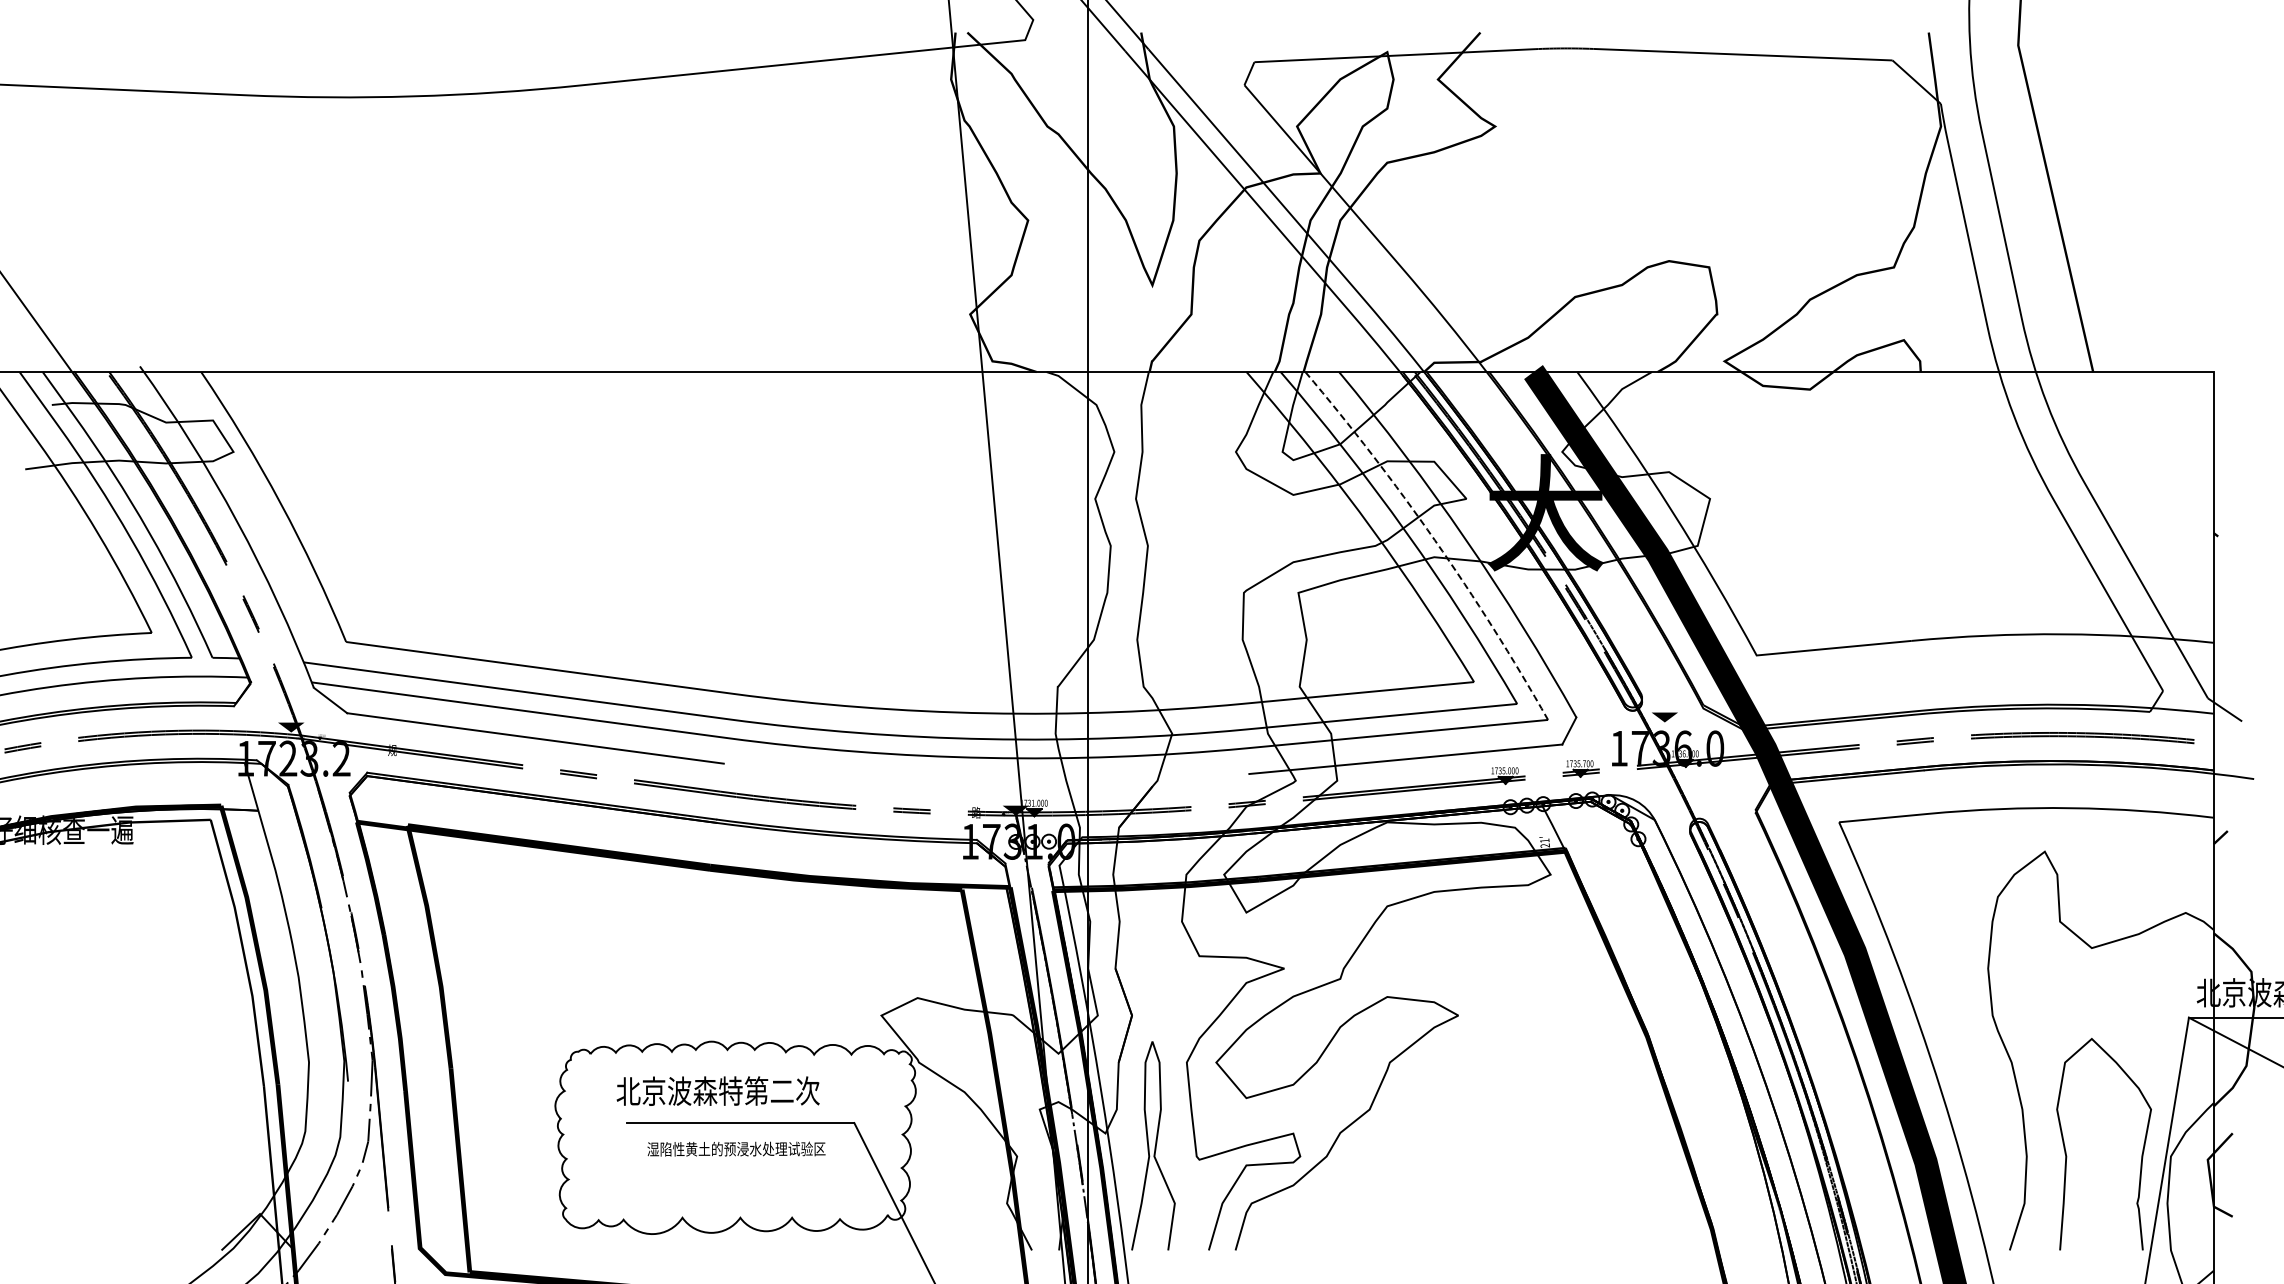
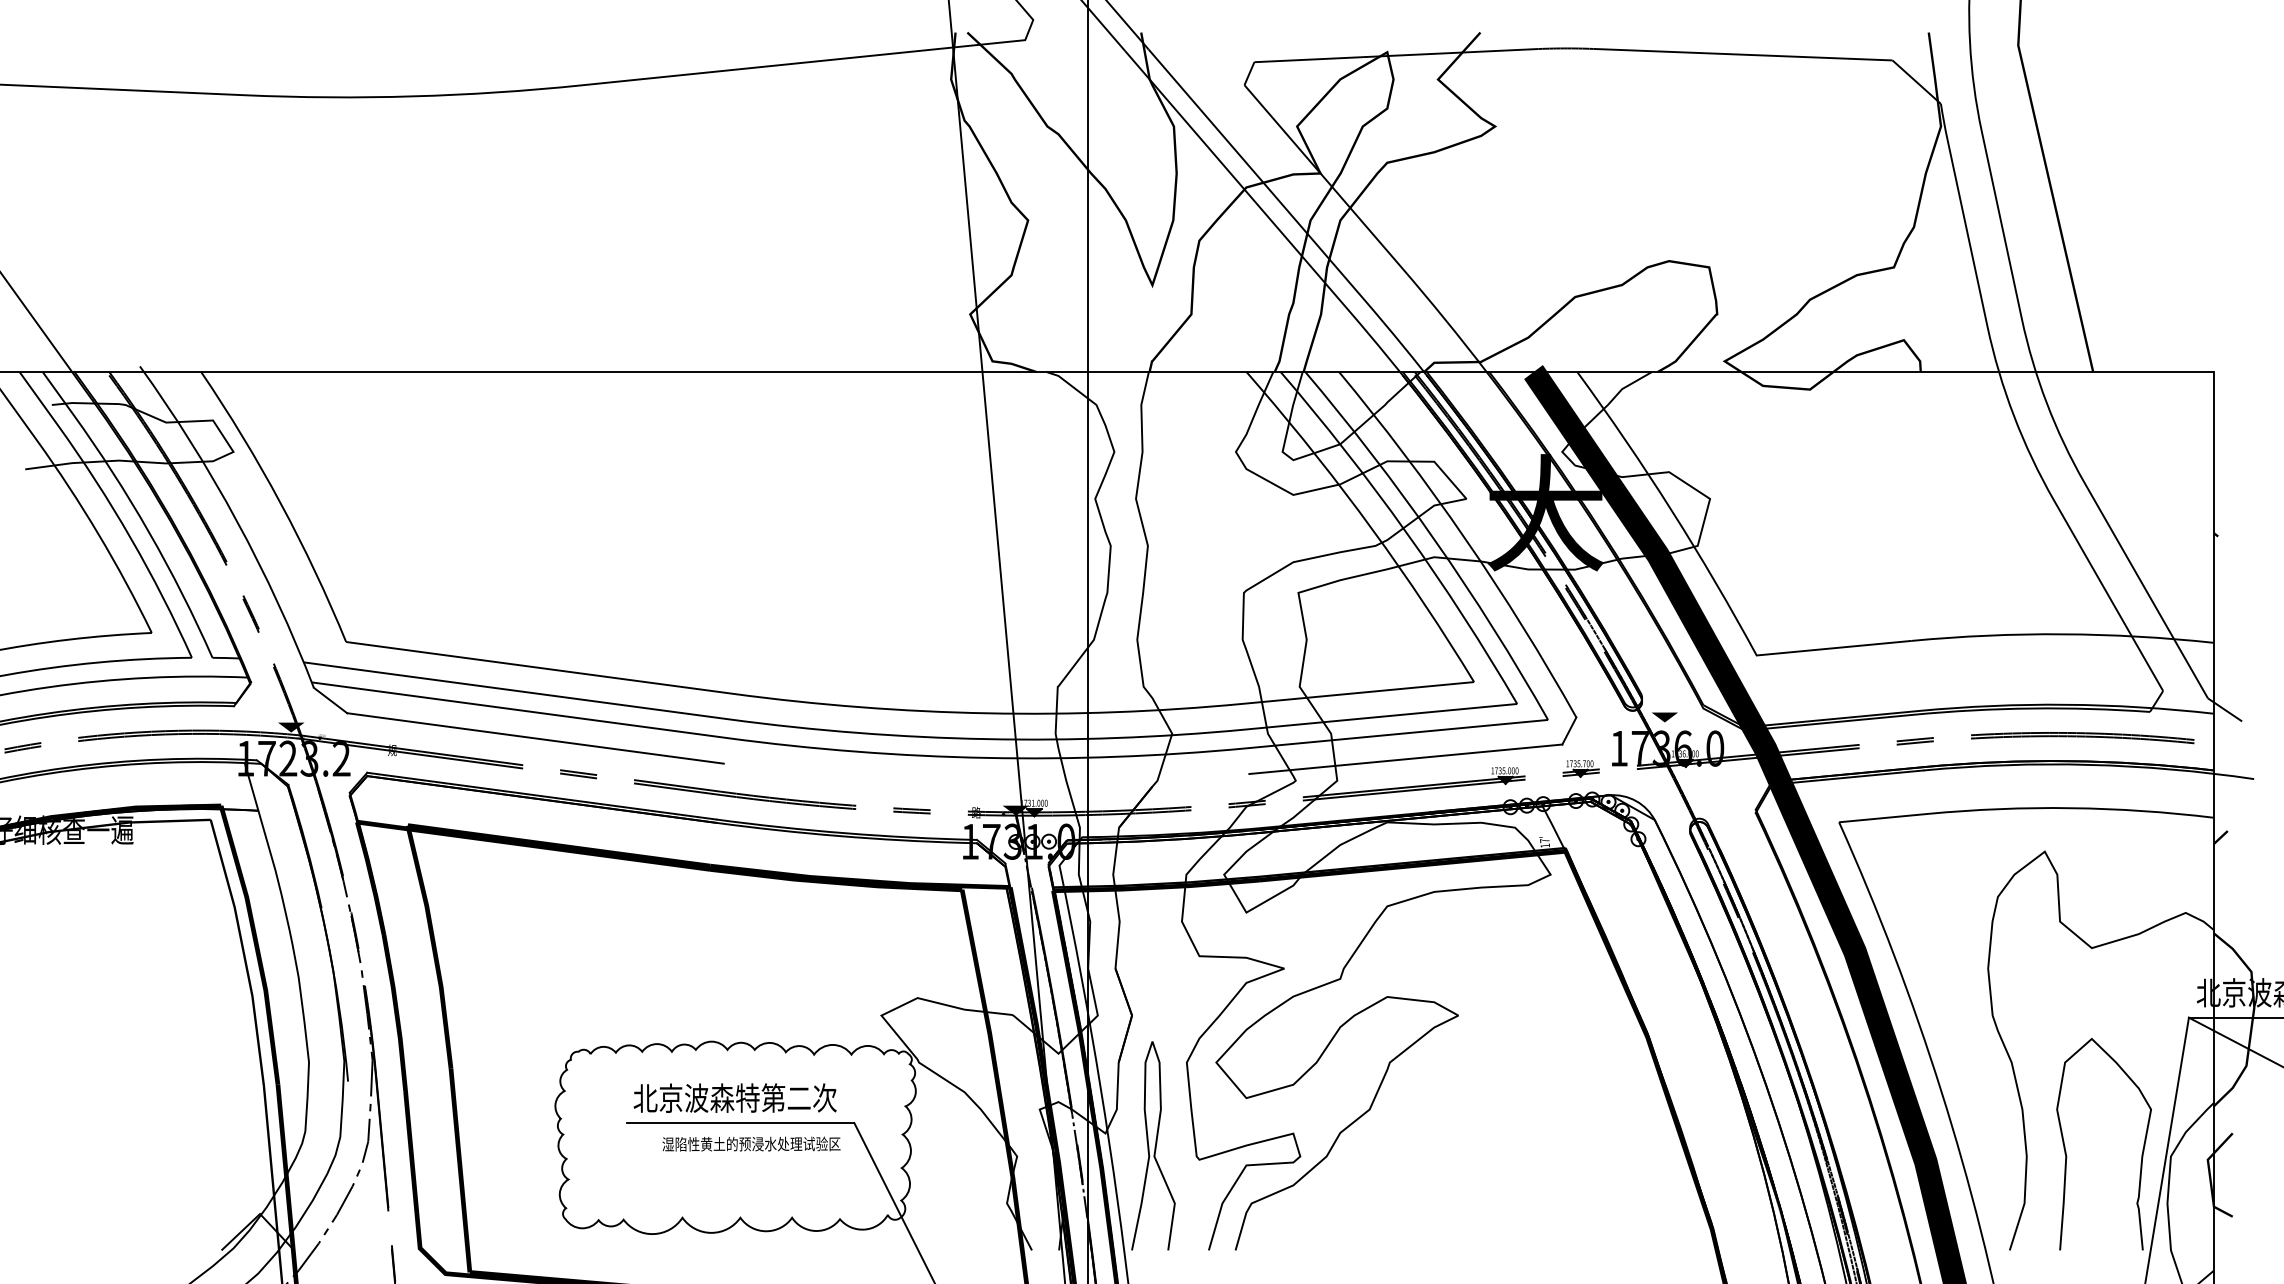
line: dashed -> solid (1434, 540)
text: 21' -> 17' (1544, 842)
text position: (717, 1090) -> (734, 1097) (734, 1097)
text position: (736, 1148) -> (751, 1143) (751, 1143)
